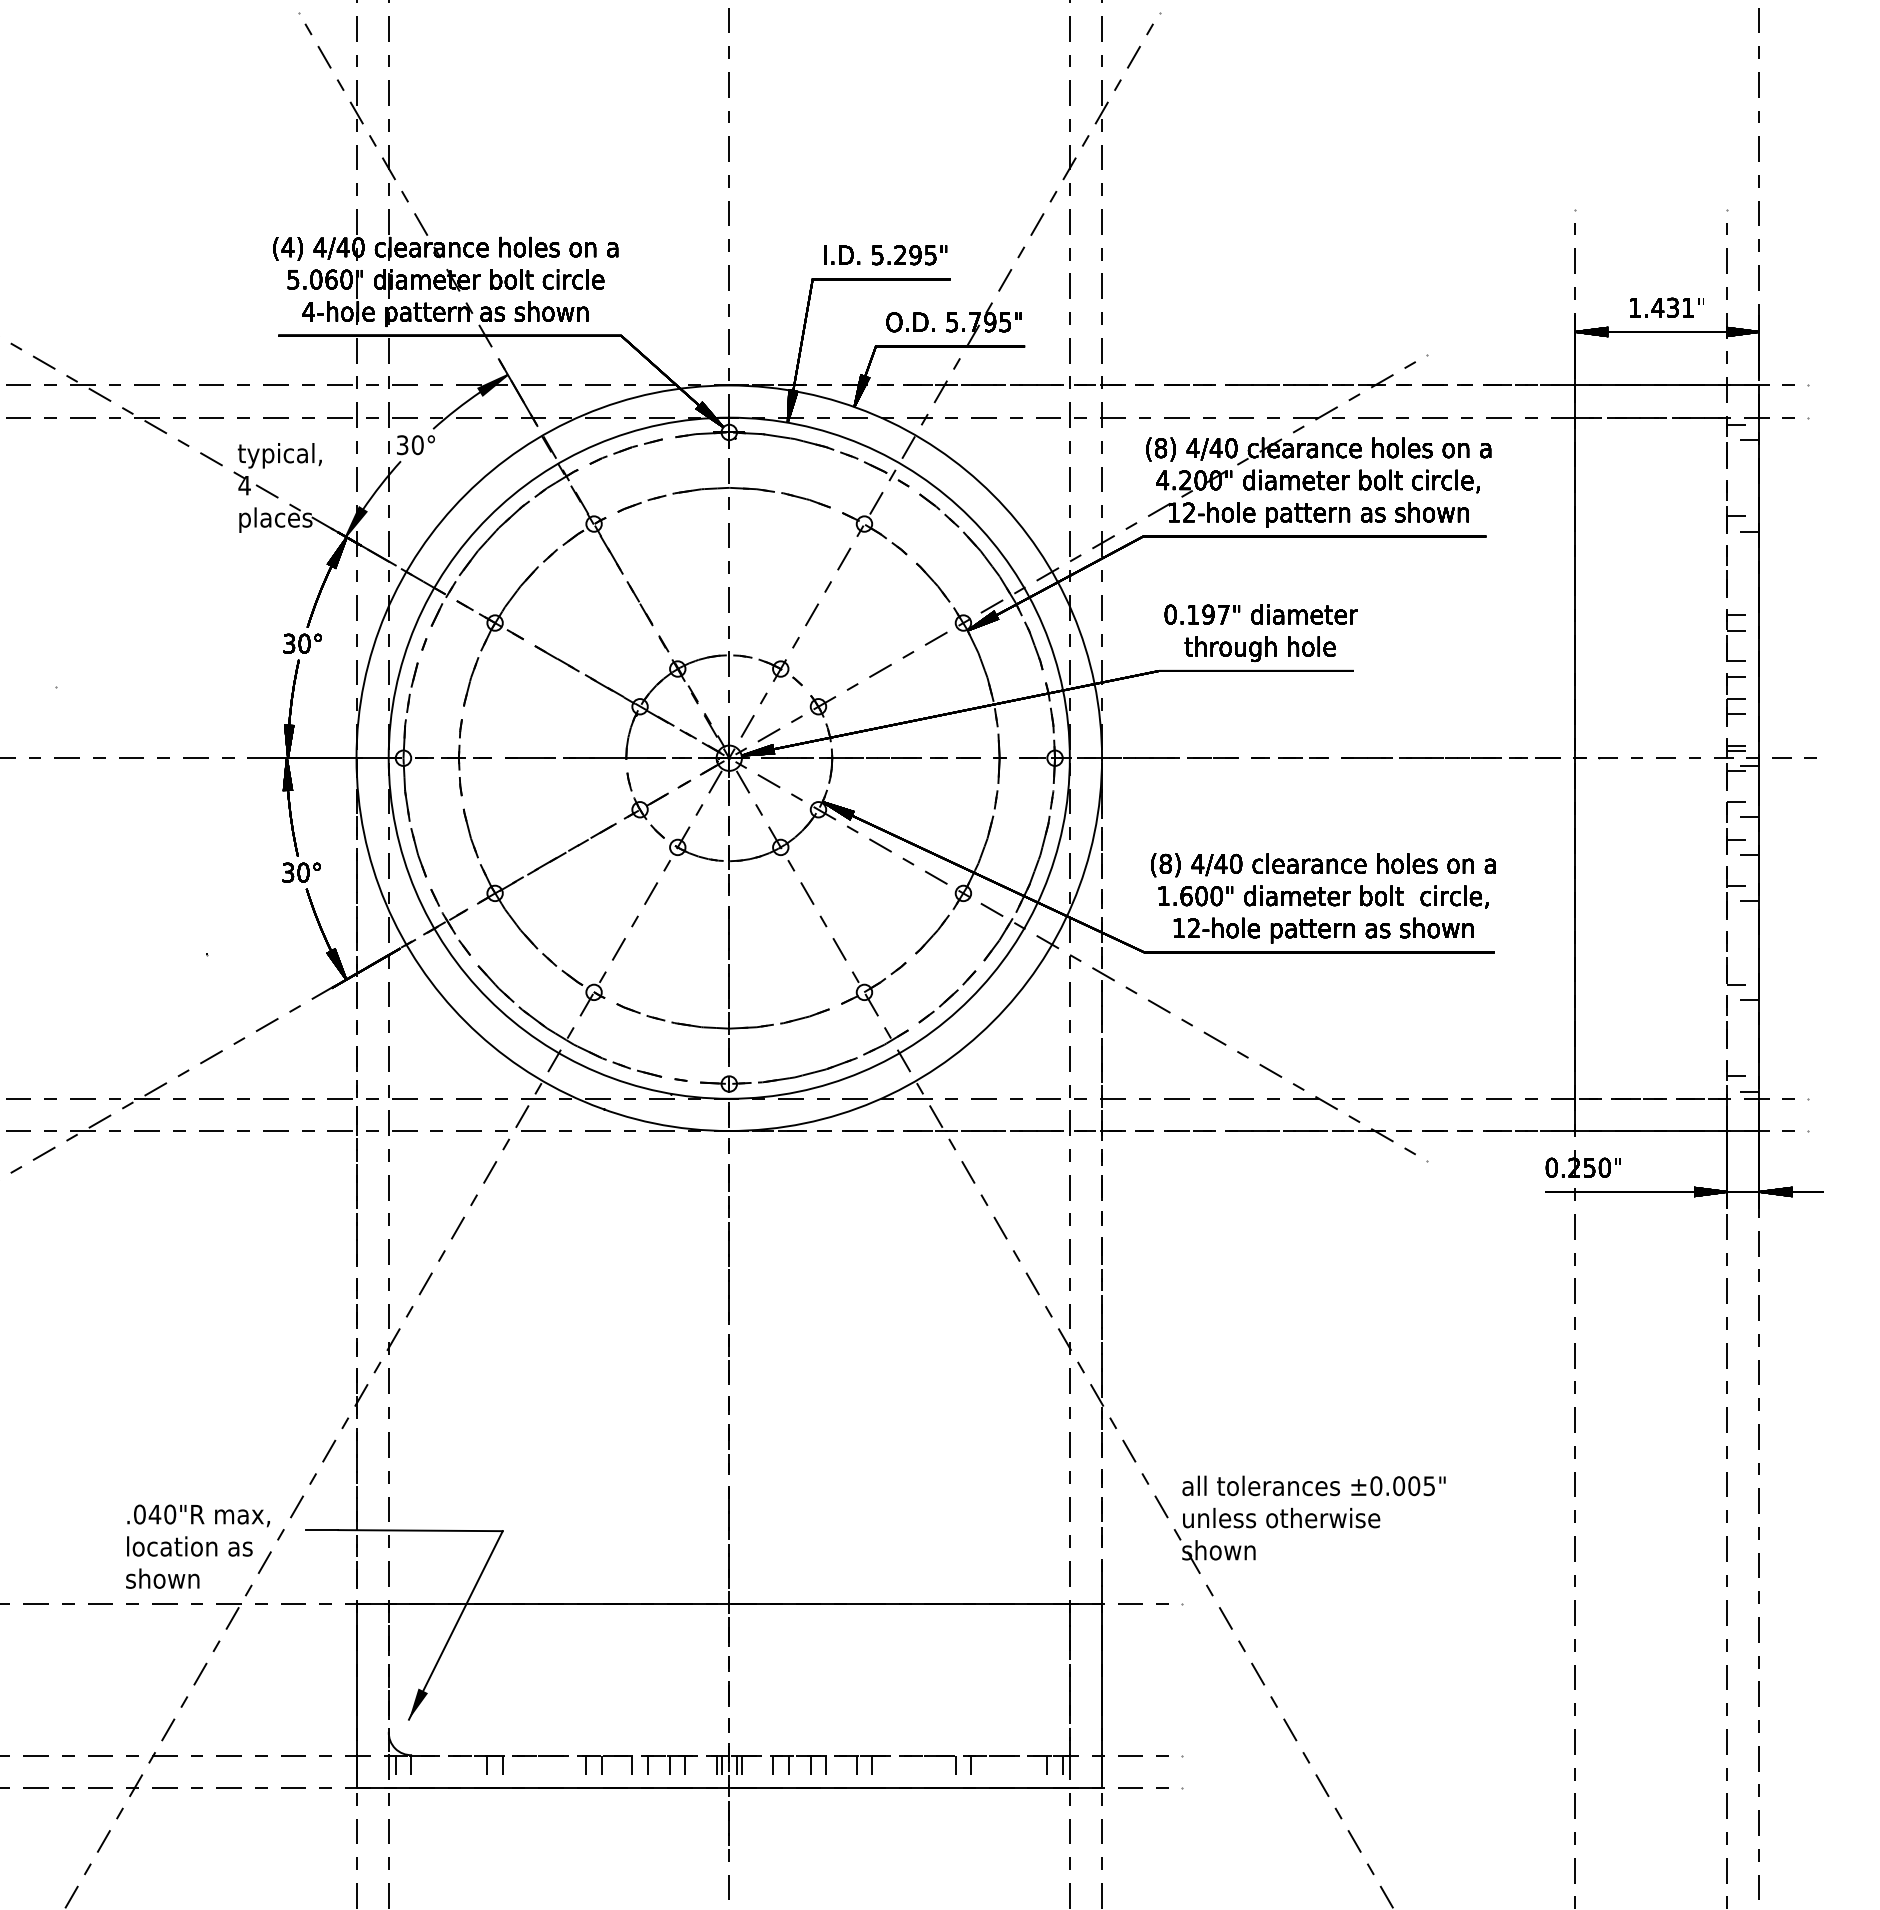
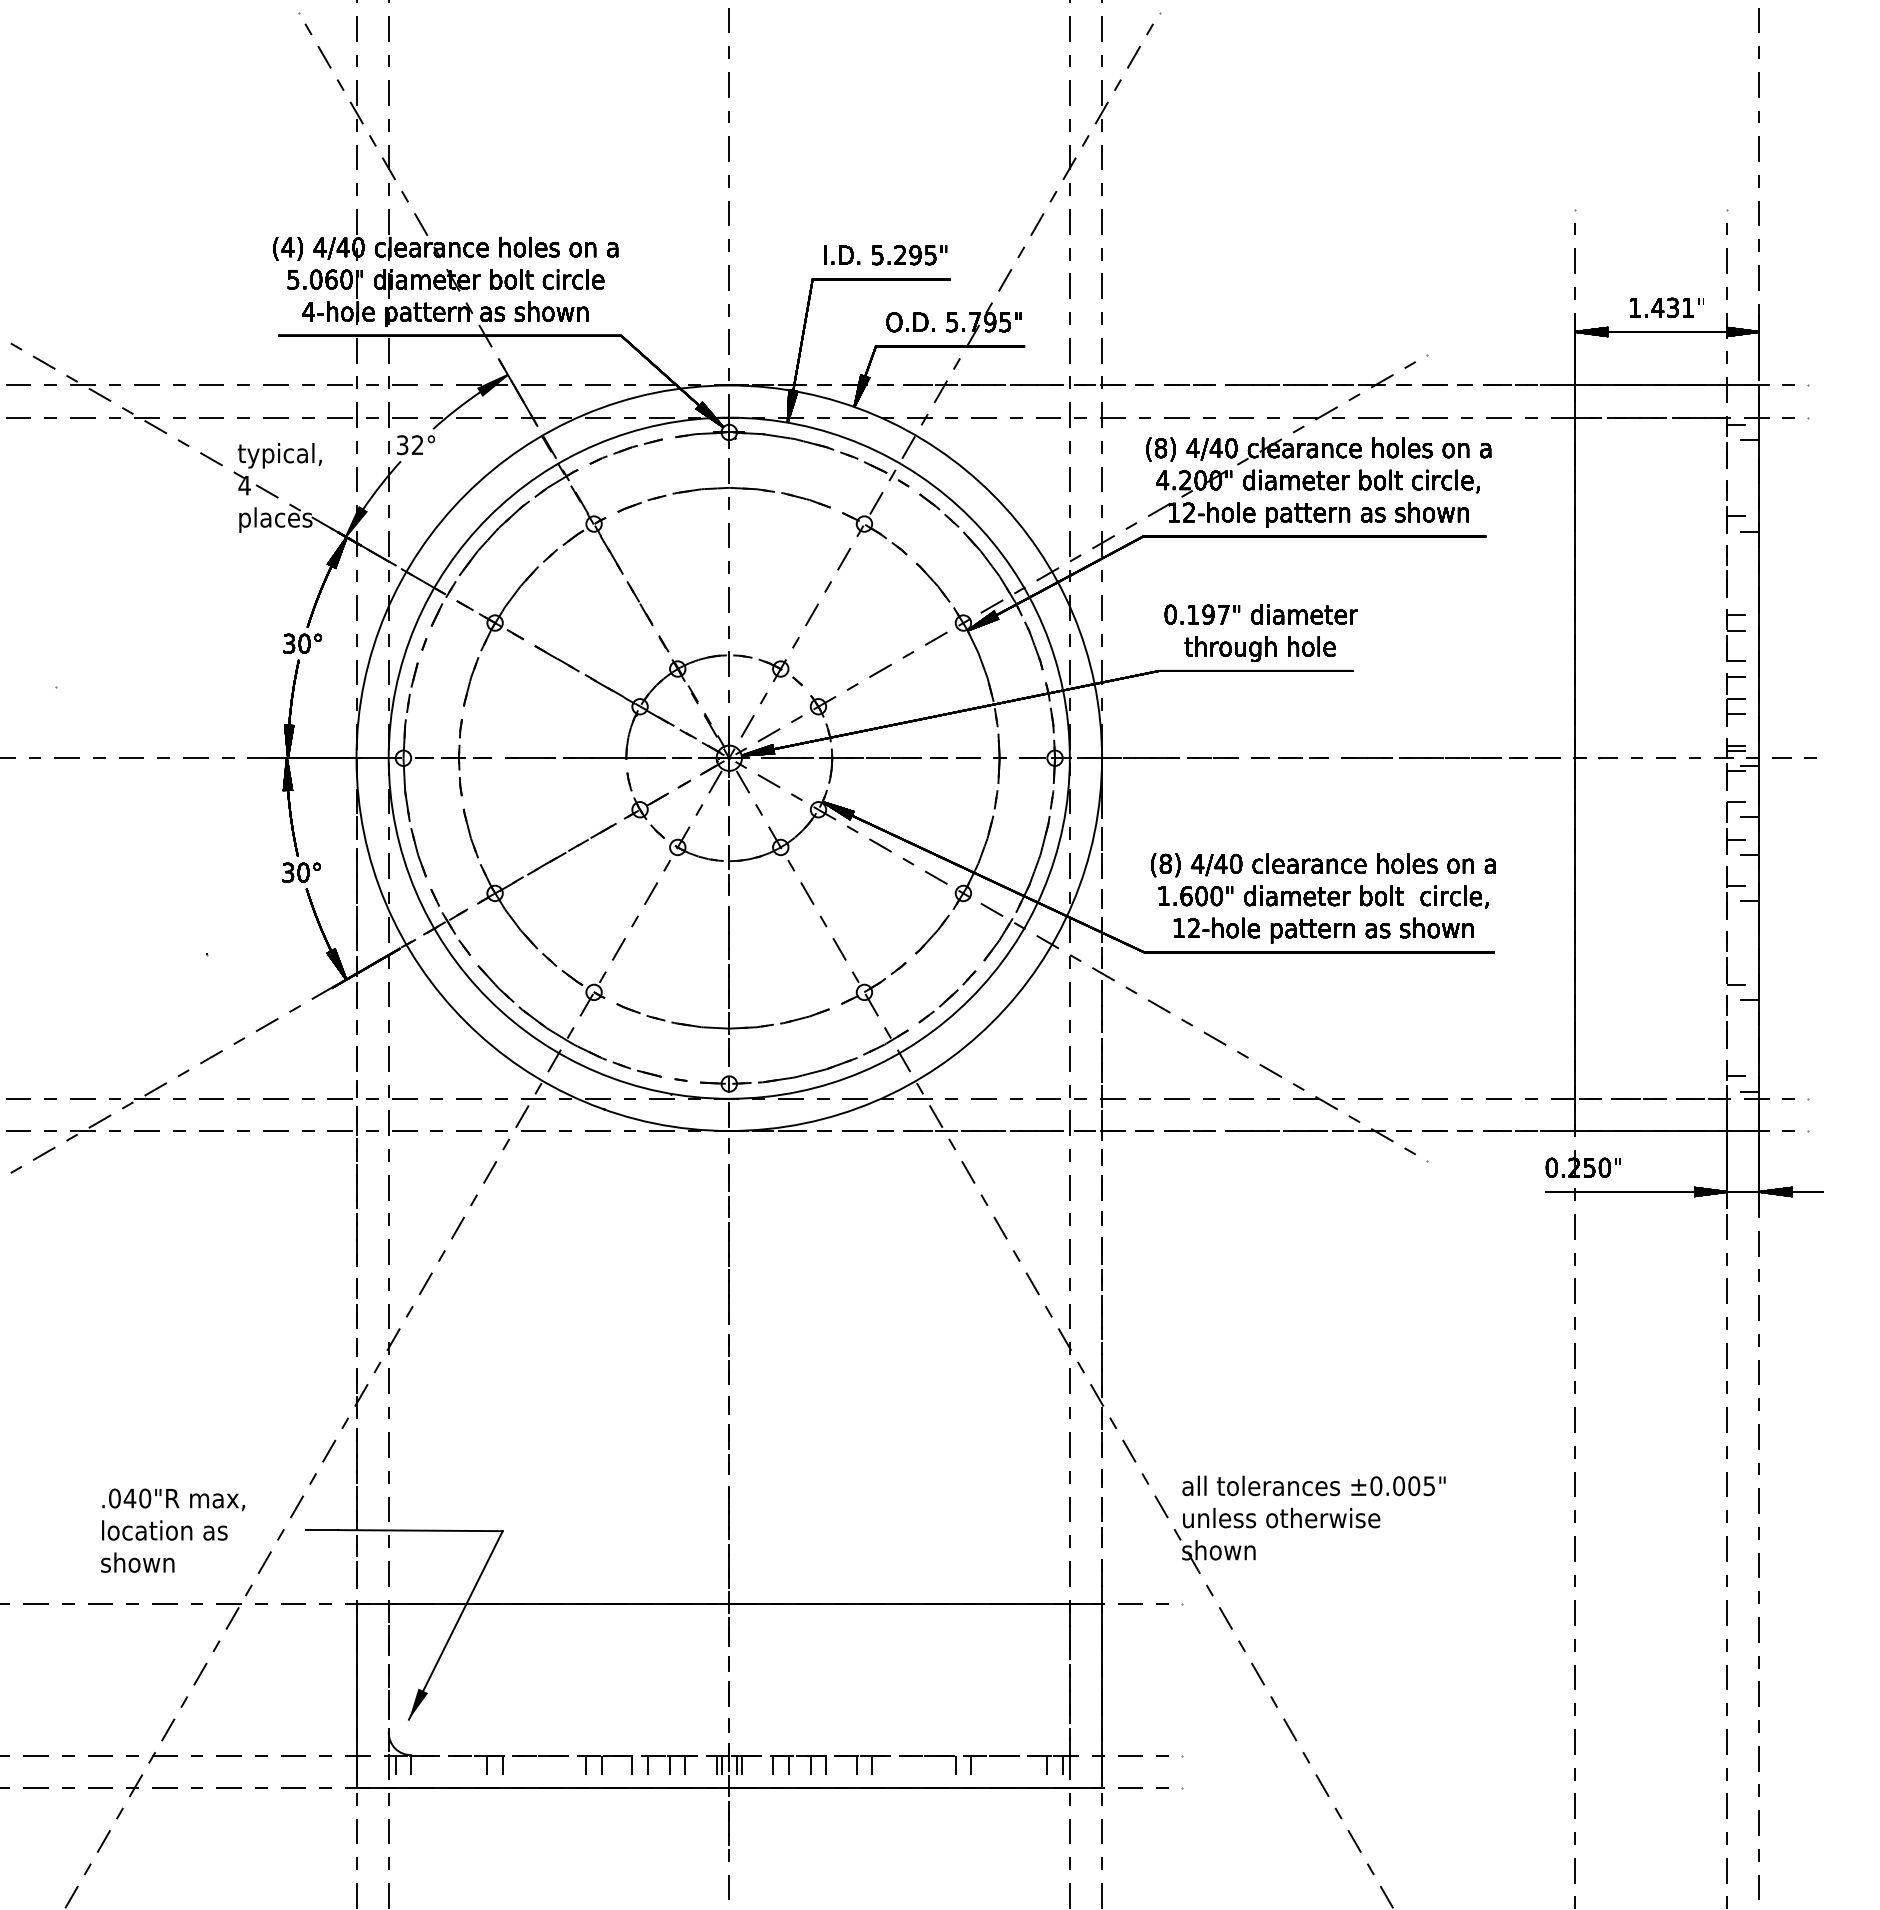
text: 30° -> 32° (417, 445)
text position: (197, 1546) -> (172, 1530) (172, 1530)
